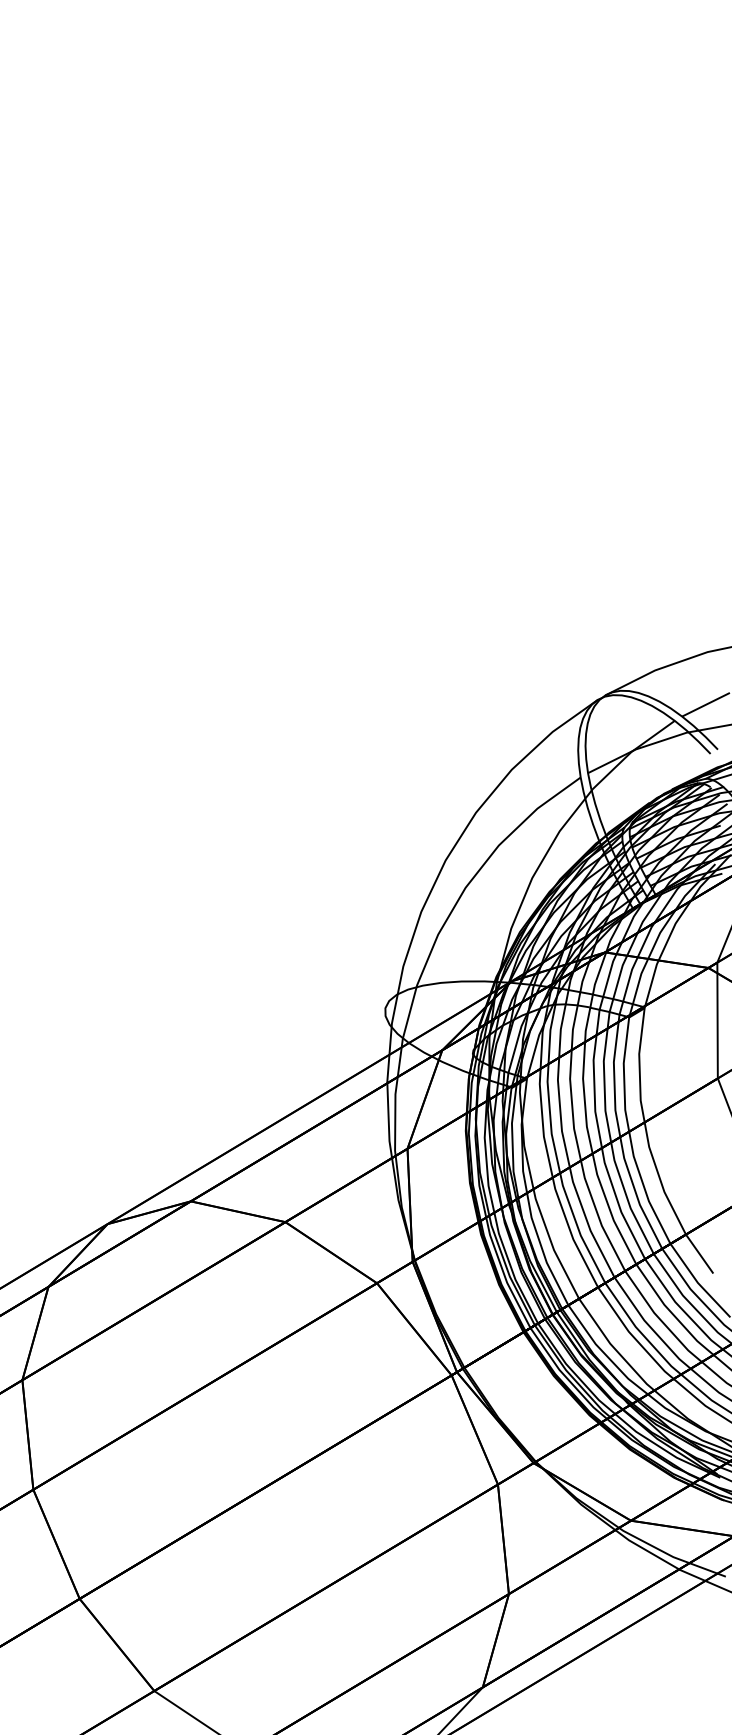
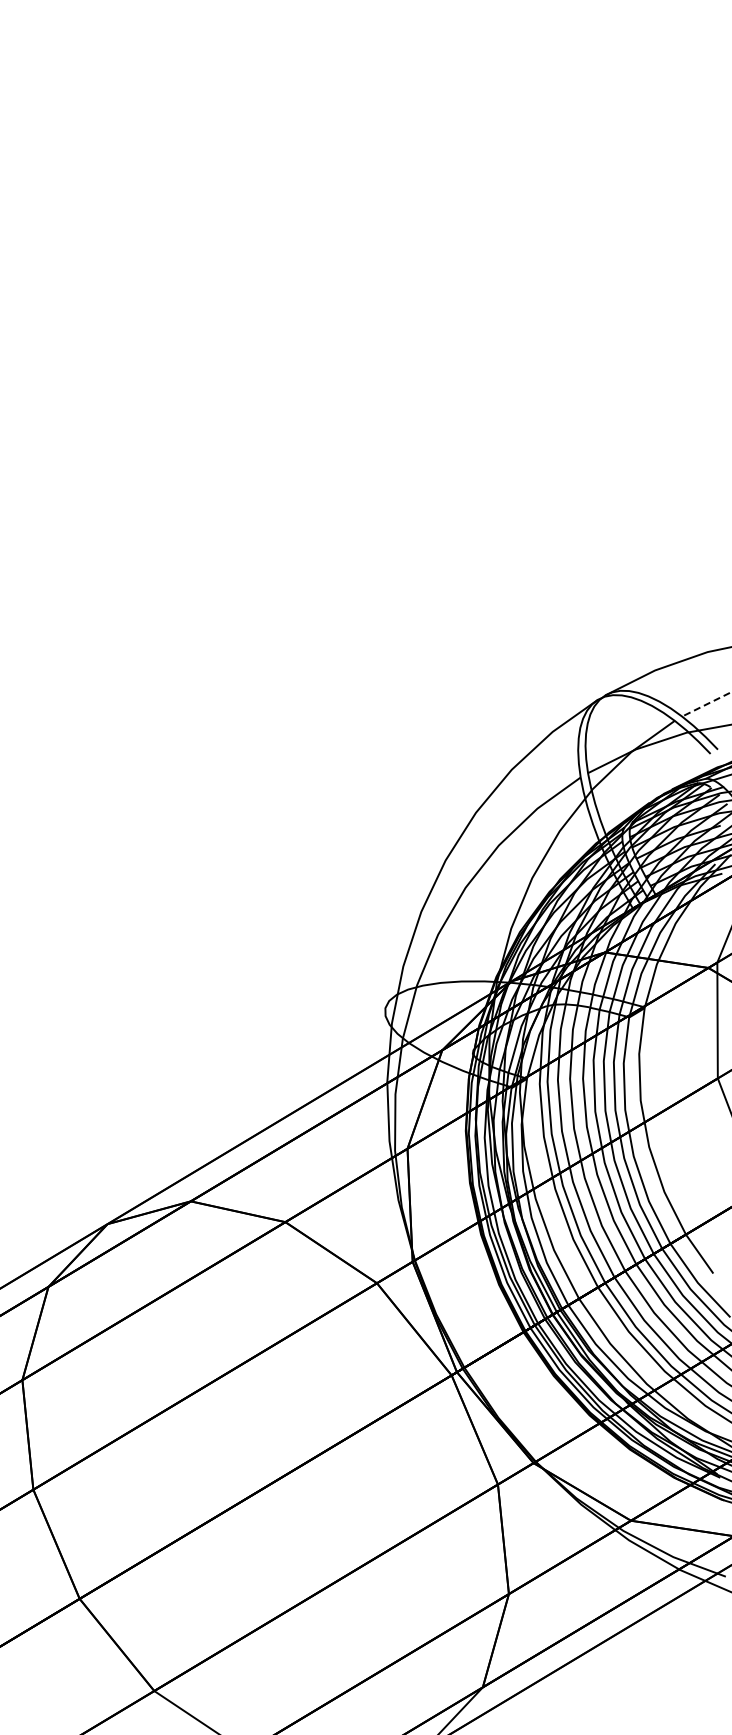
line: solid -> dashed (706, 704)
